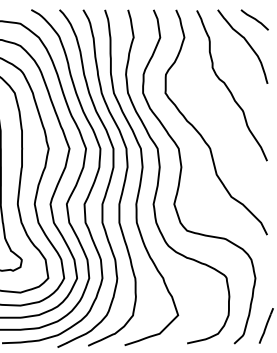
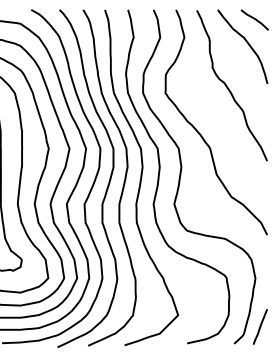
line position: (265, 325) -> (259, 326) (259, 326)
